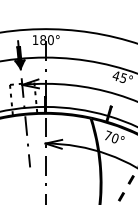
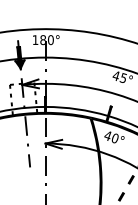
text: 70° -> 40° (108, 135)
